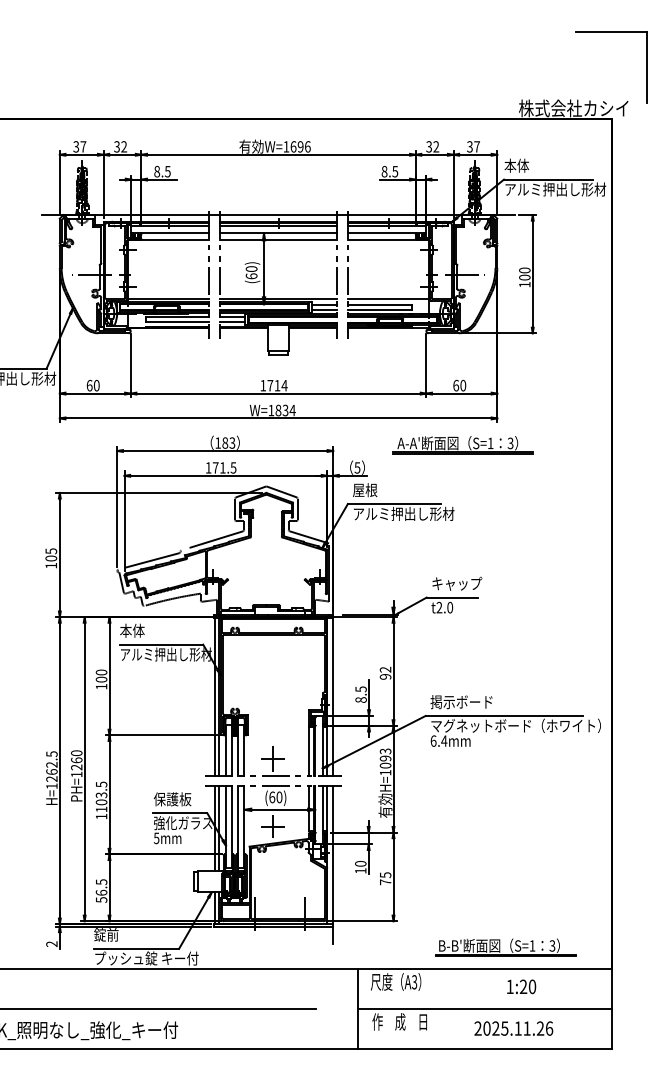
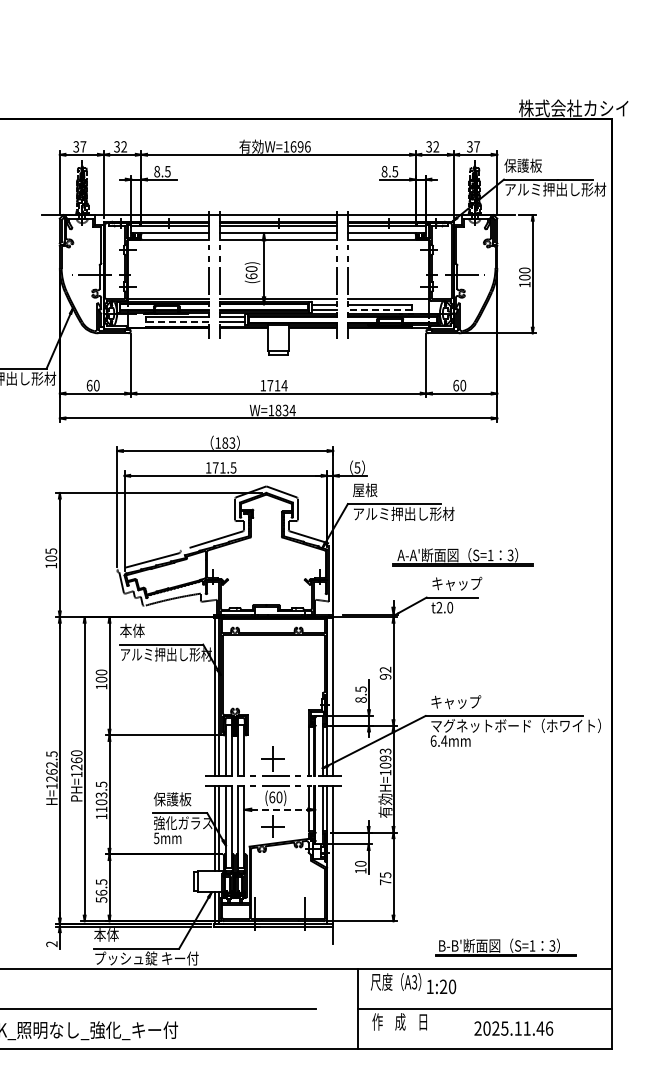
part: present -> none (611, 32)
text: 本体 -> 保護板 (522, 165)
line: solid -> dashed (379, 309)
line: solid -> dashed (177, 322)
part position: (462, 445) -> (462, 557) (462, 557)
text: 掲示ボード -> キャップ (461, 702)
line: solid -> dashed (280, 809)
text: 錠前 -> 本体 (106, 934)
text position: (521, 986) -> (441, 986) (441, 986)
text: 2025.11.26 -> 2025.11.46 (540, 1028)
